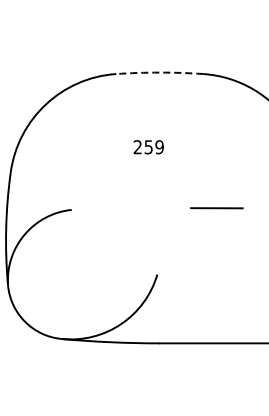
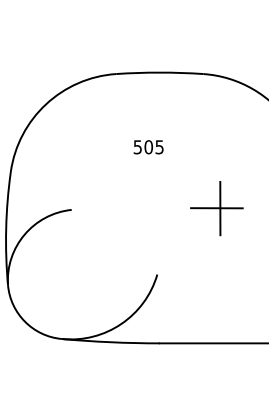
arc: dashed -> solid (159, 72)
text: 259 -> 505 (148, 147)
line: none -> present (220, 208)
